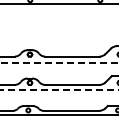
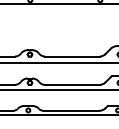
line: dashed -> solid (59, 63)
line: dashed -> solid (59, 89)
